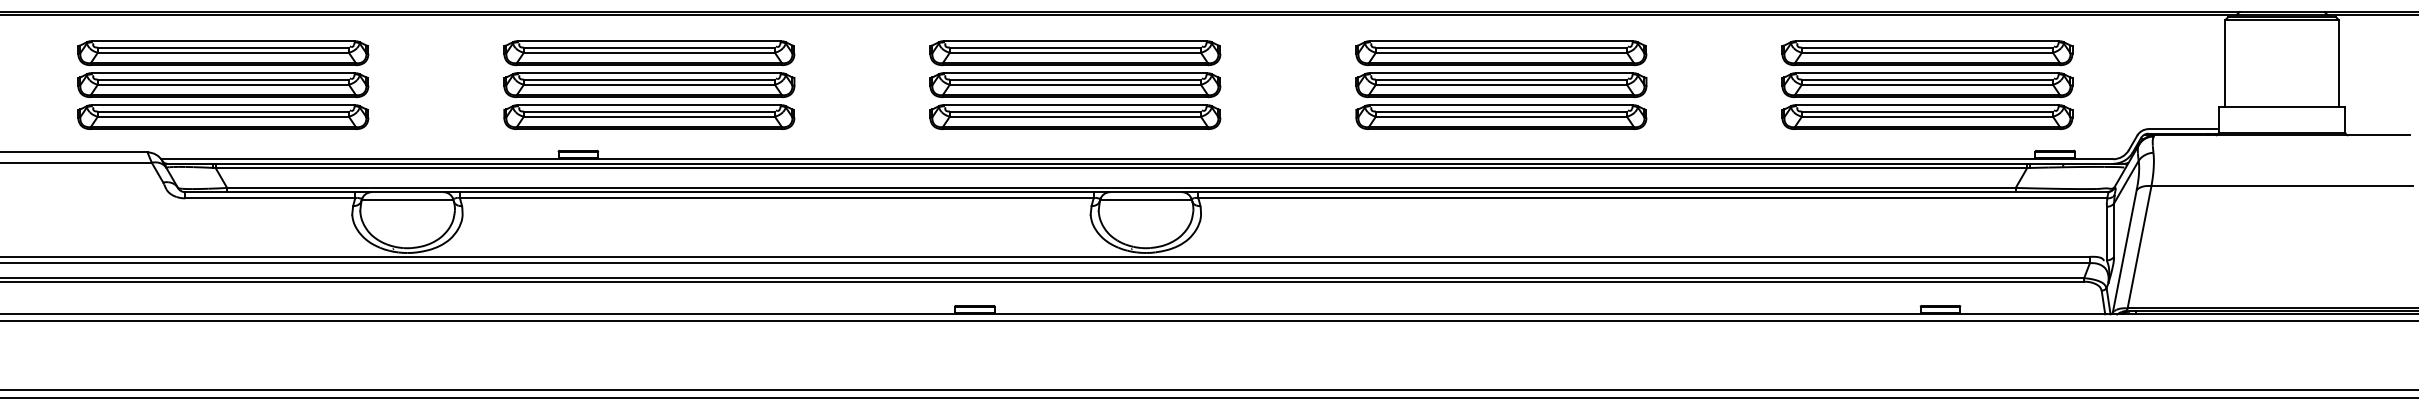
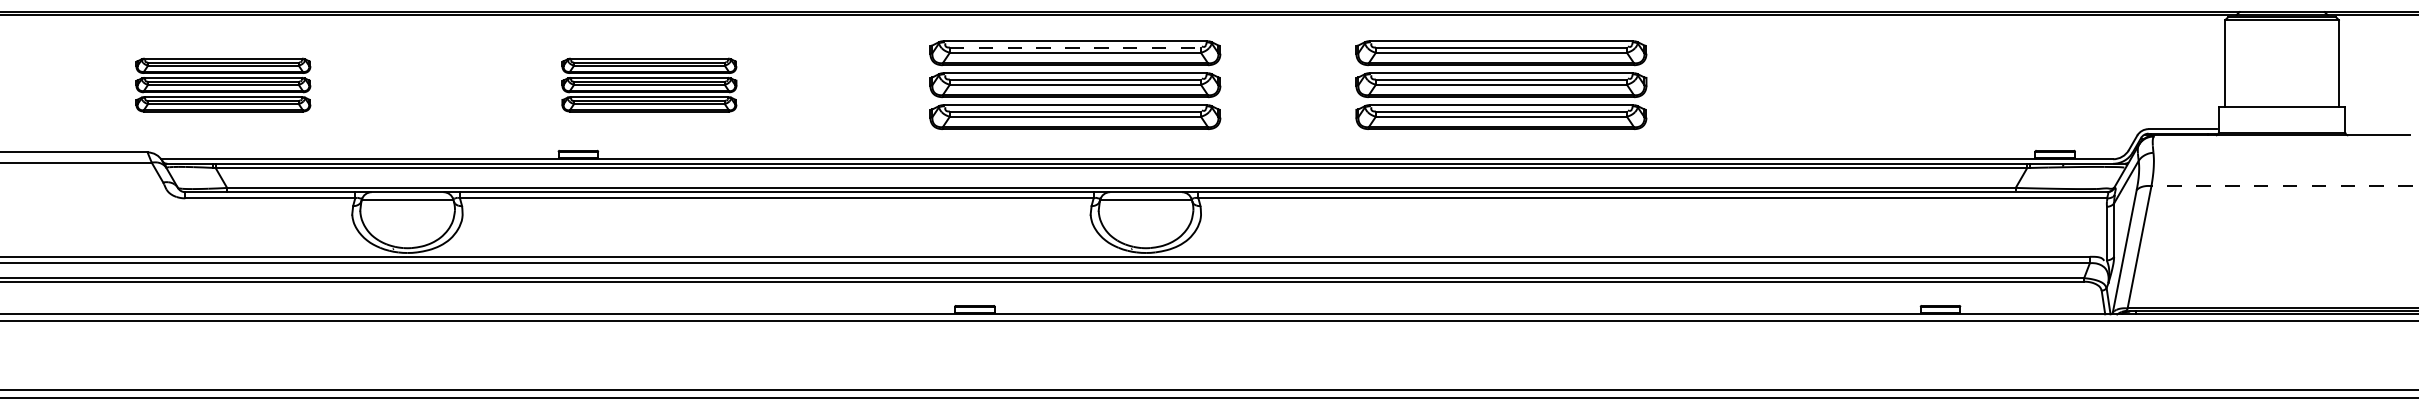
line: solid -> dashed (1075, 47)
part size: 293x90 px -> 177x56 px (223, 84)
part size: 293x90 px -> 177x56 px (649, 84)
part: present -> none (1927, 84)
line: solid -> dashed (2282, 186)
